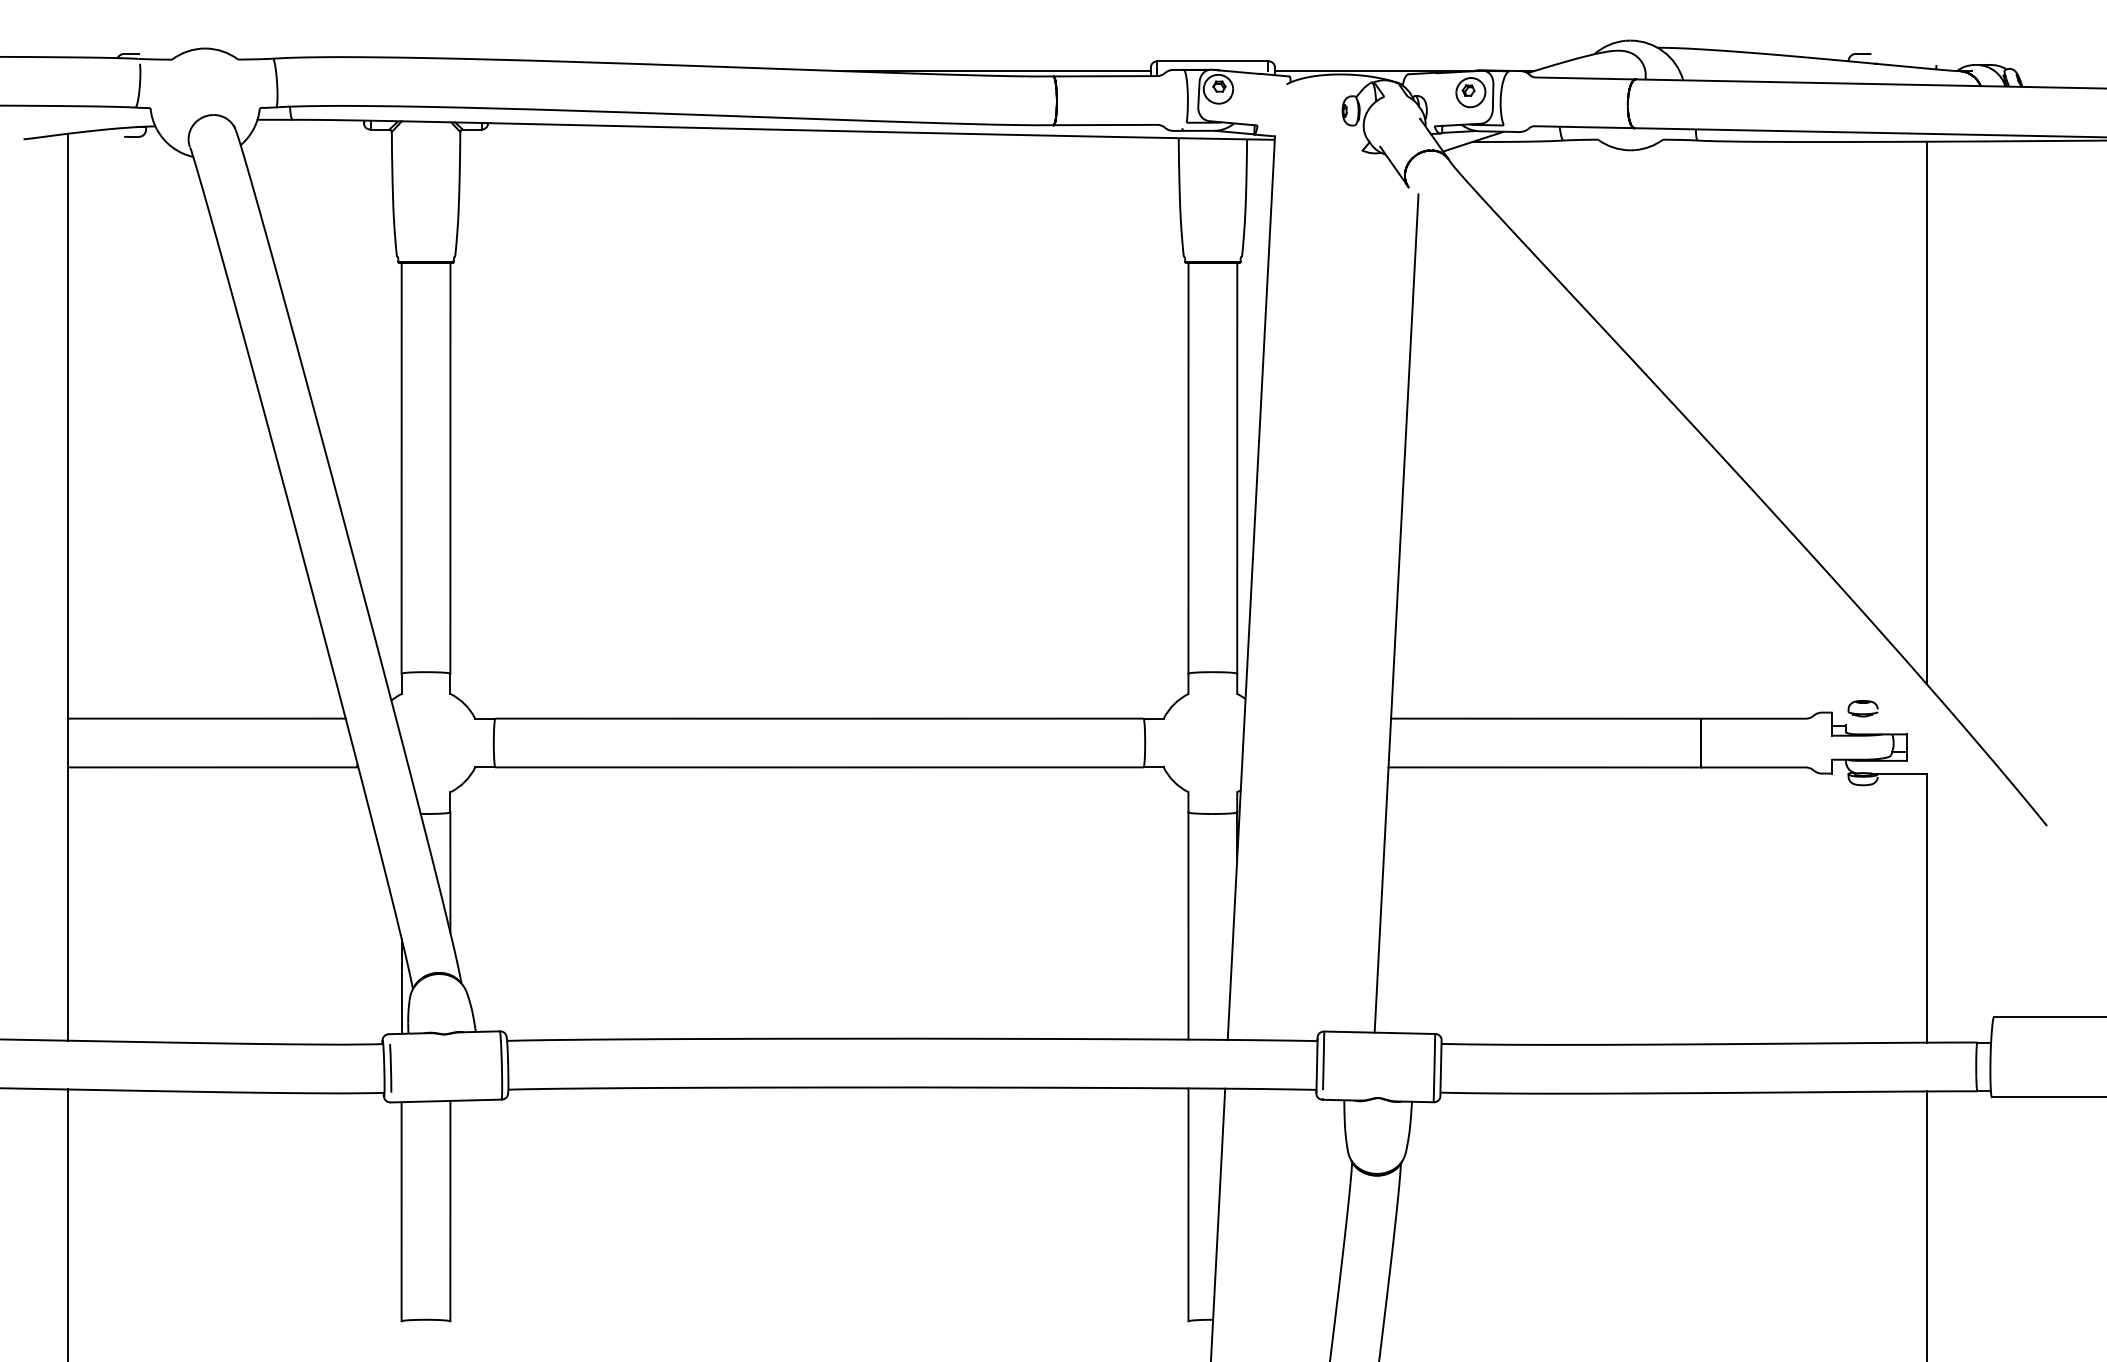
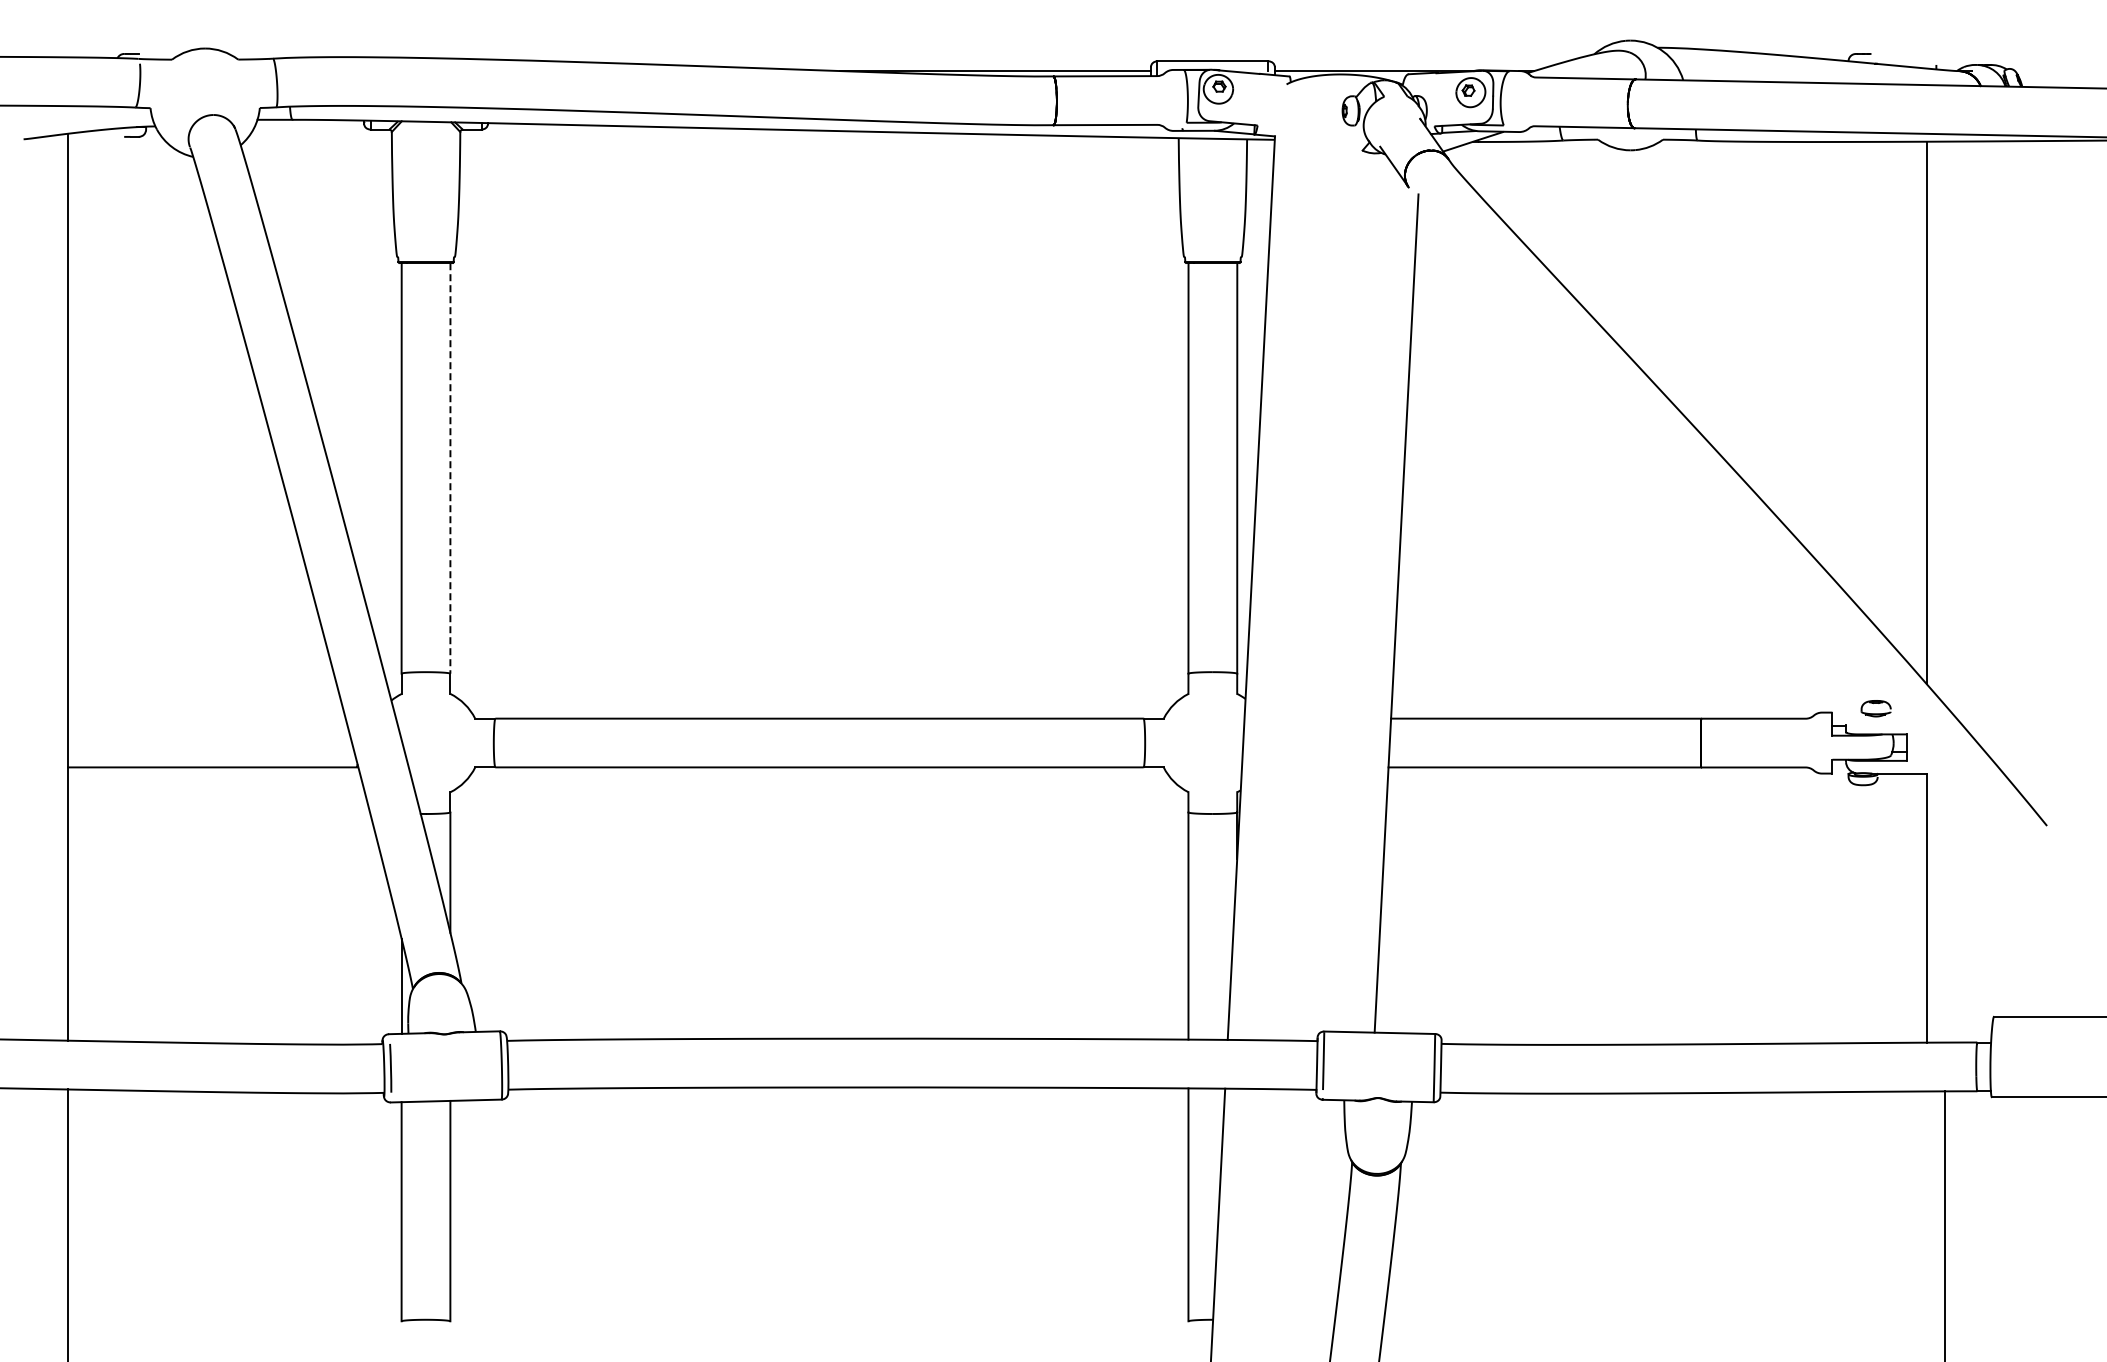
line: solid -> dashed (450, 468)
part position: (1862, 708) -> (1875, 708) (1875, 708)
line: present -> none (206, 718)
line position: (1926, 1224) -> (1944, 1224) (1944, 1224)
